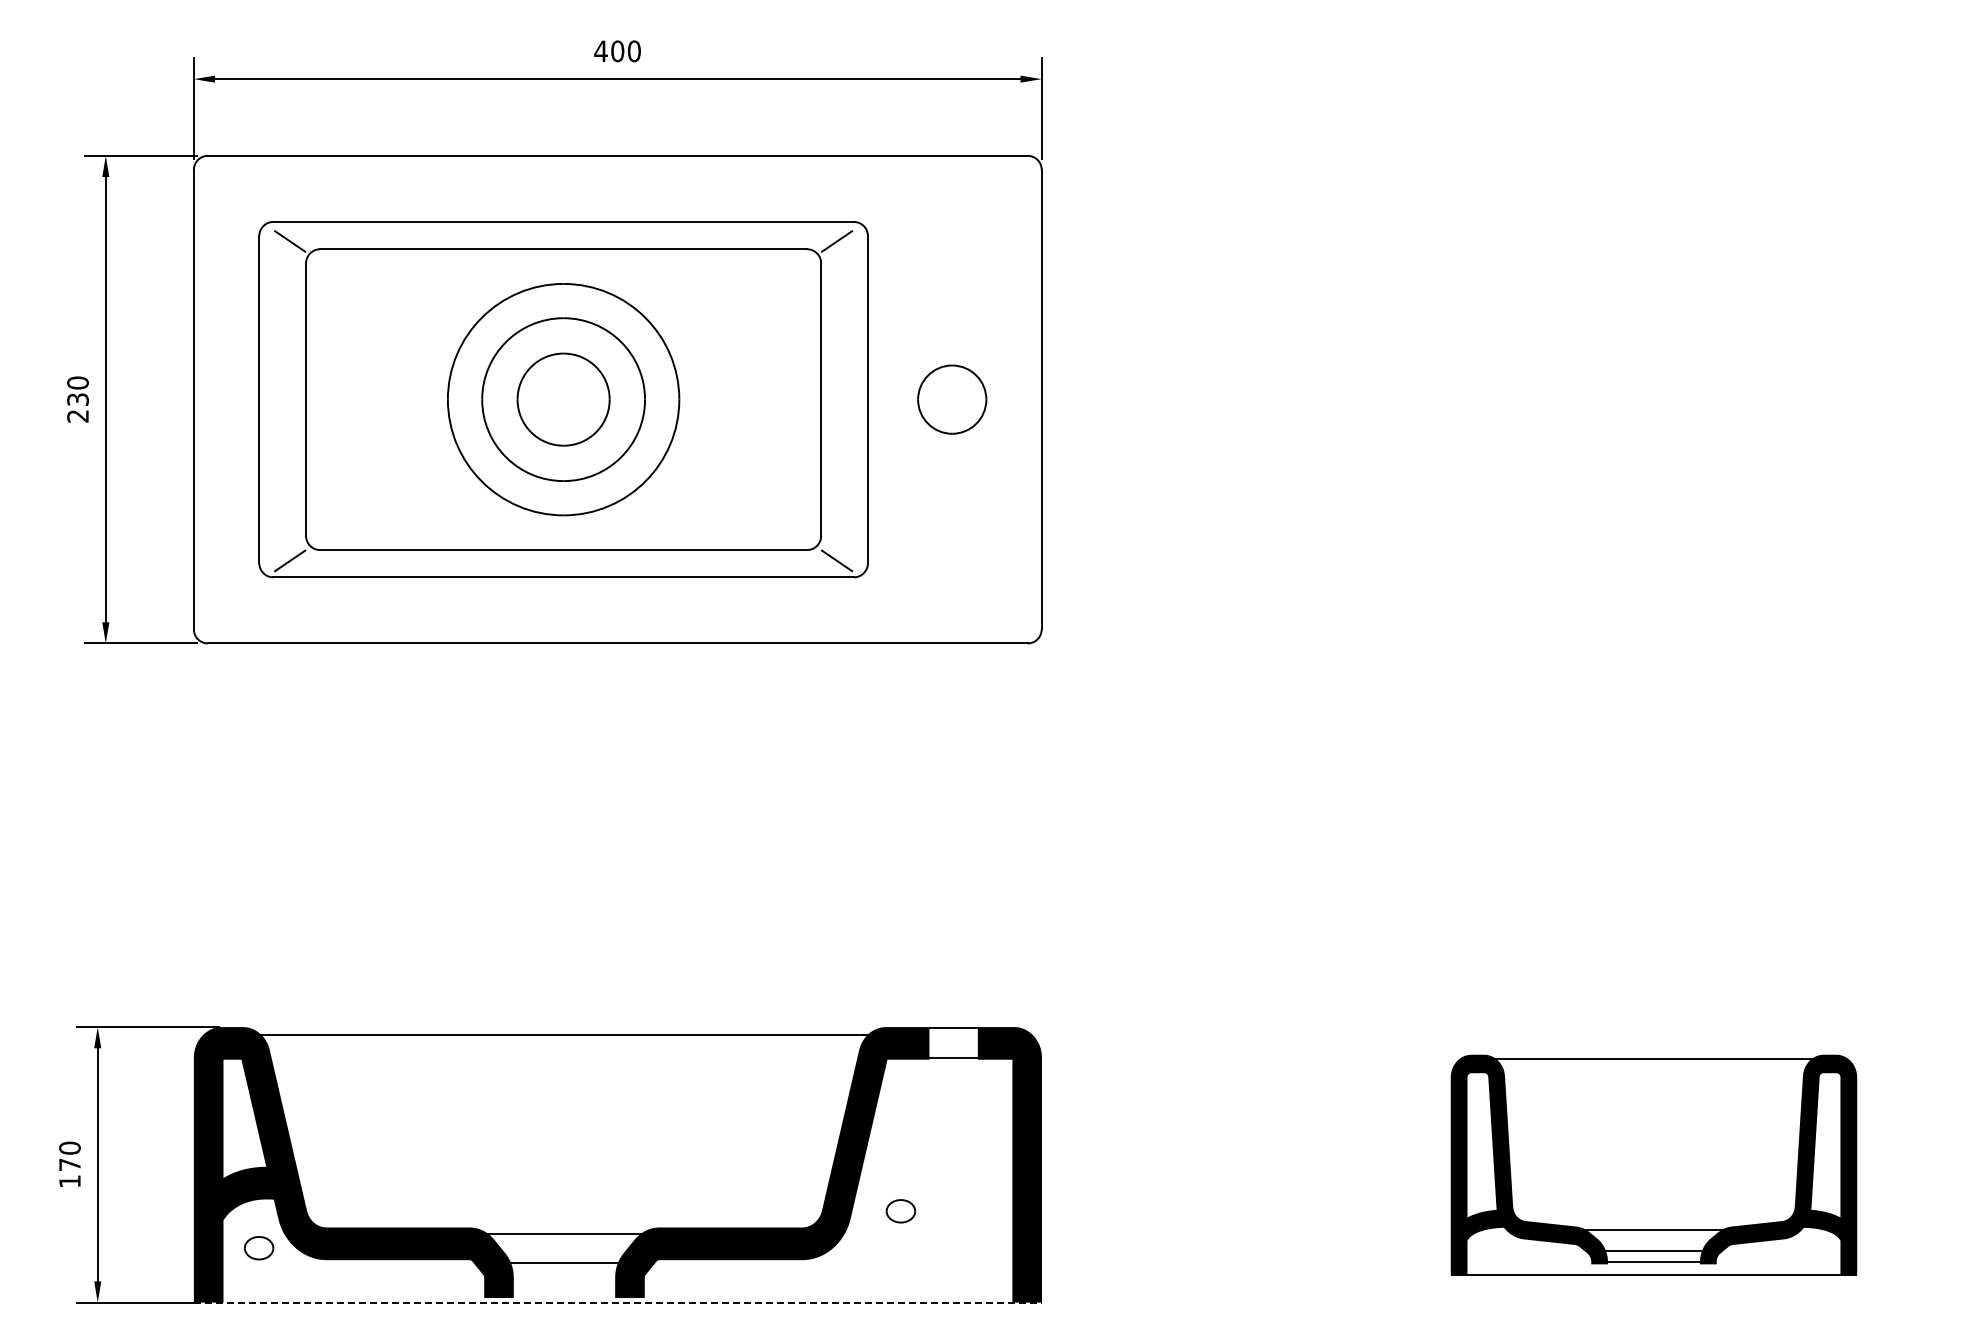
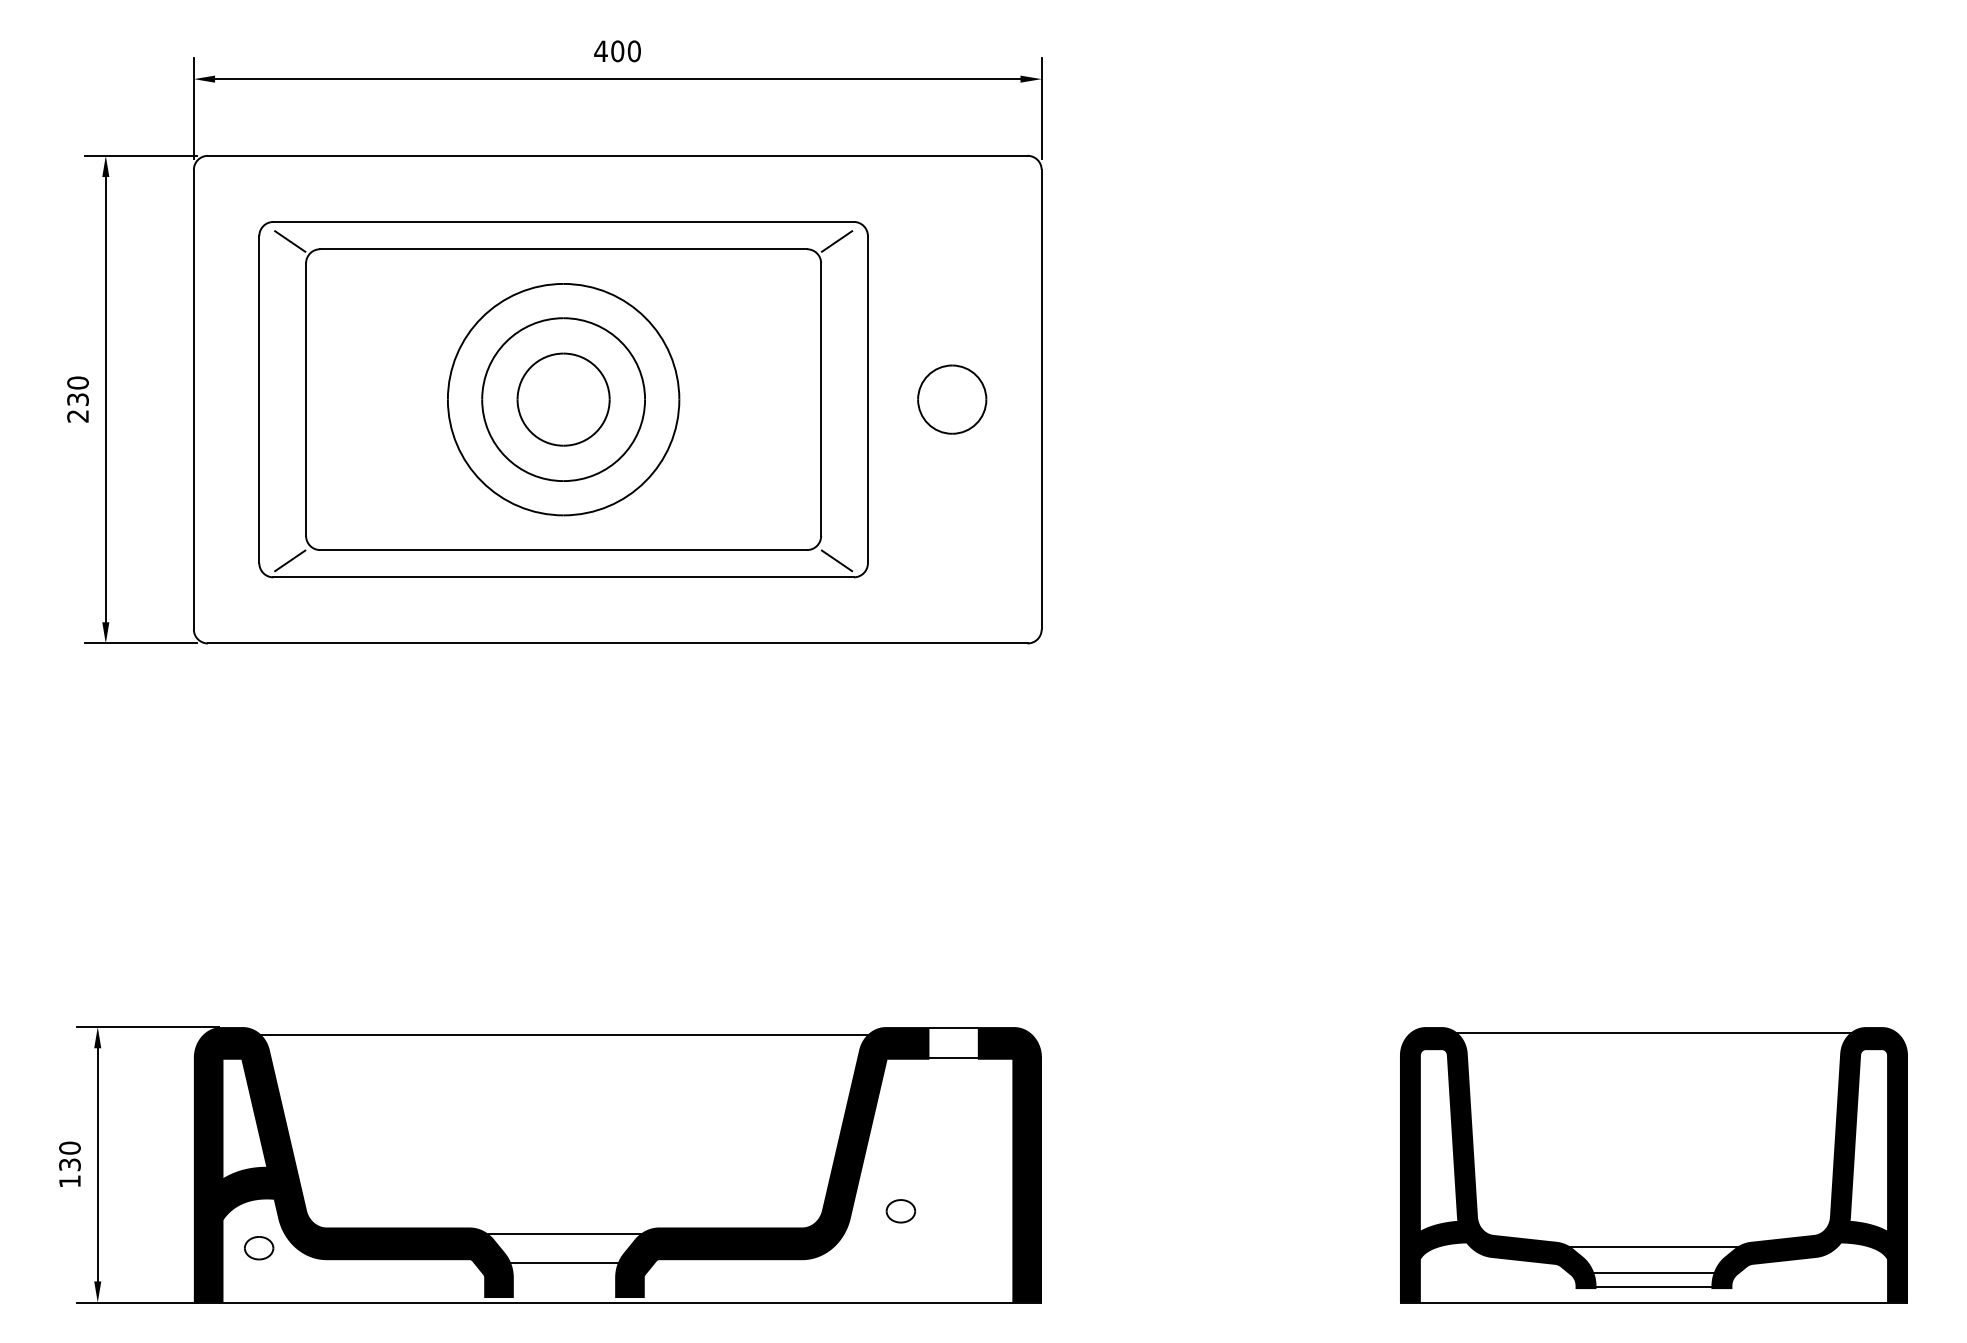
text: 170 -> 130 (69, 1164)
part size: 408x222 px -> 508x277 px (1653, 1165)
line: dashed -> solid (618, 1302)
